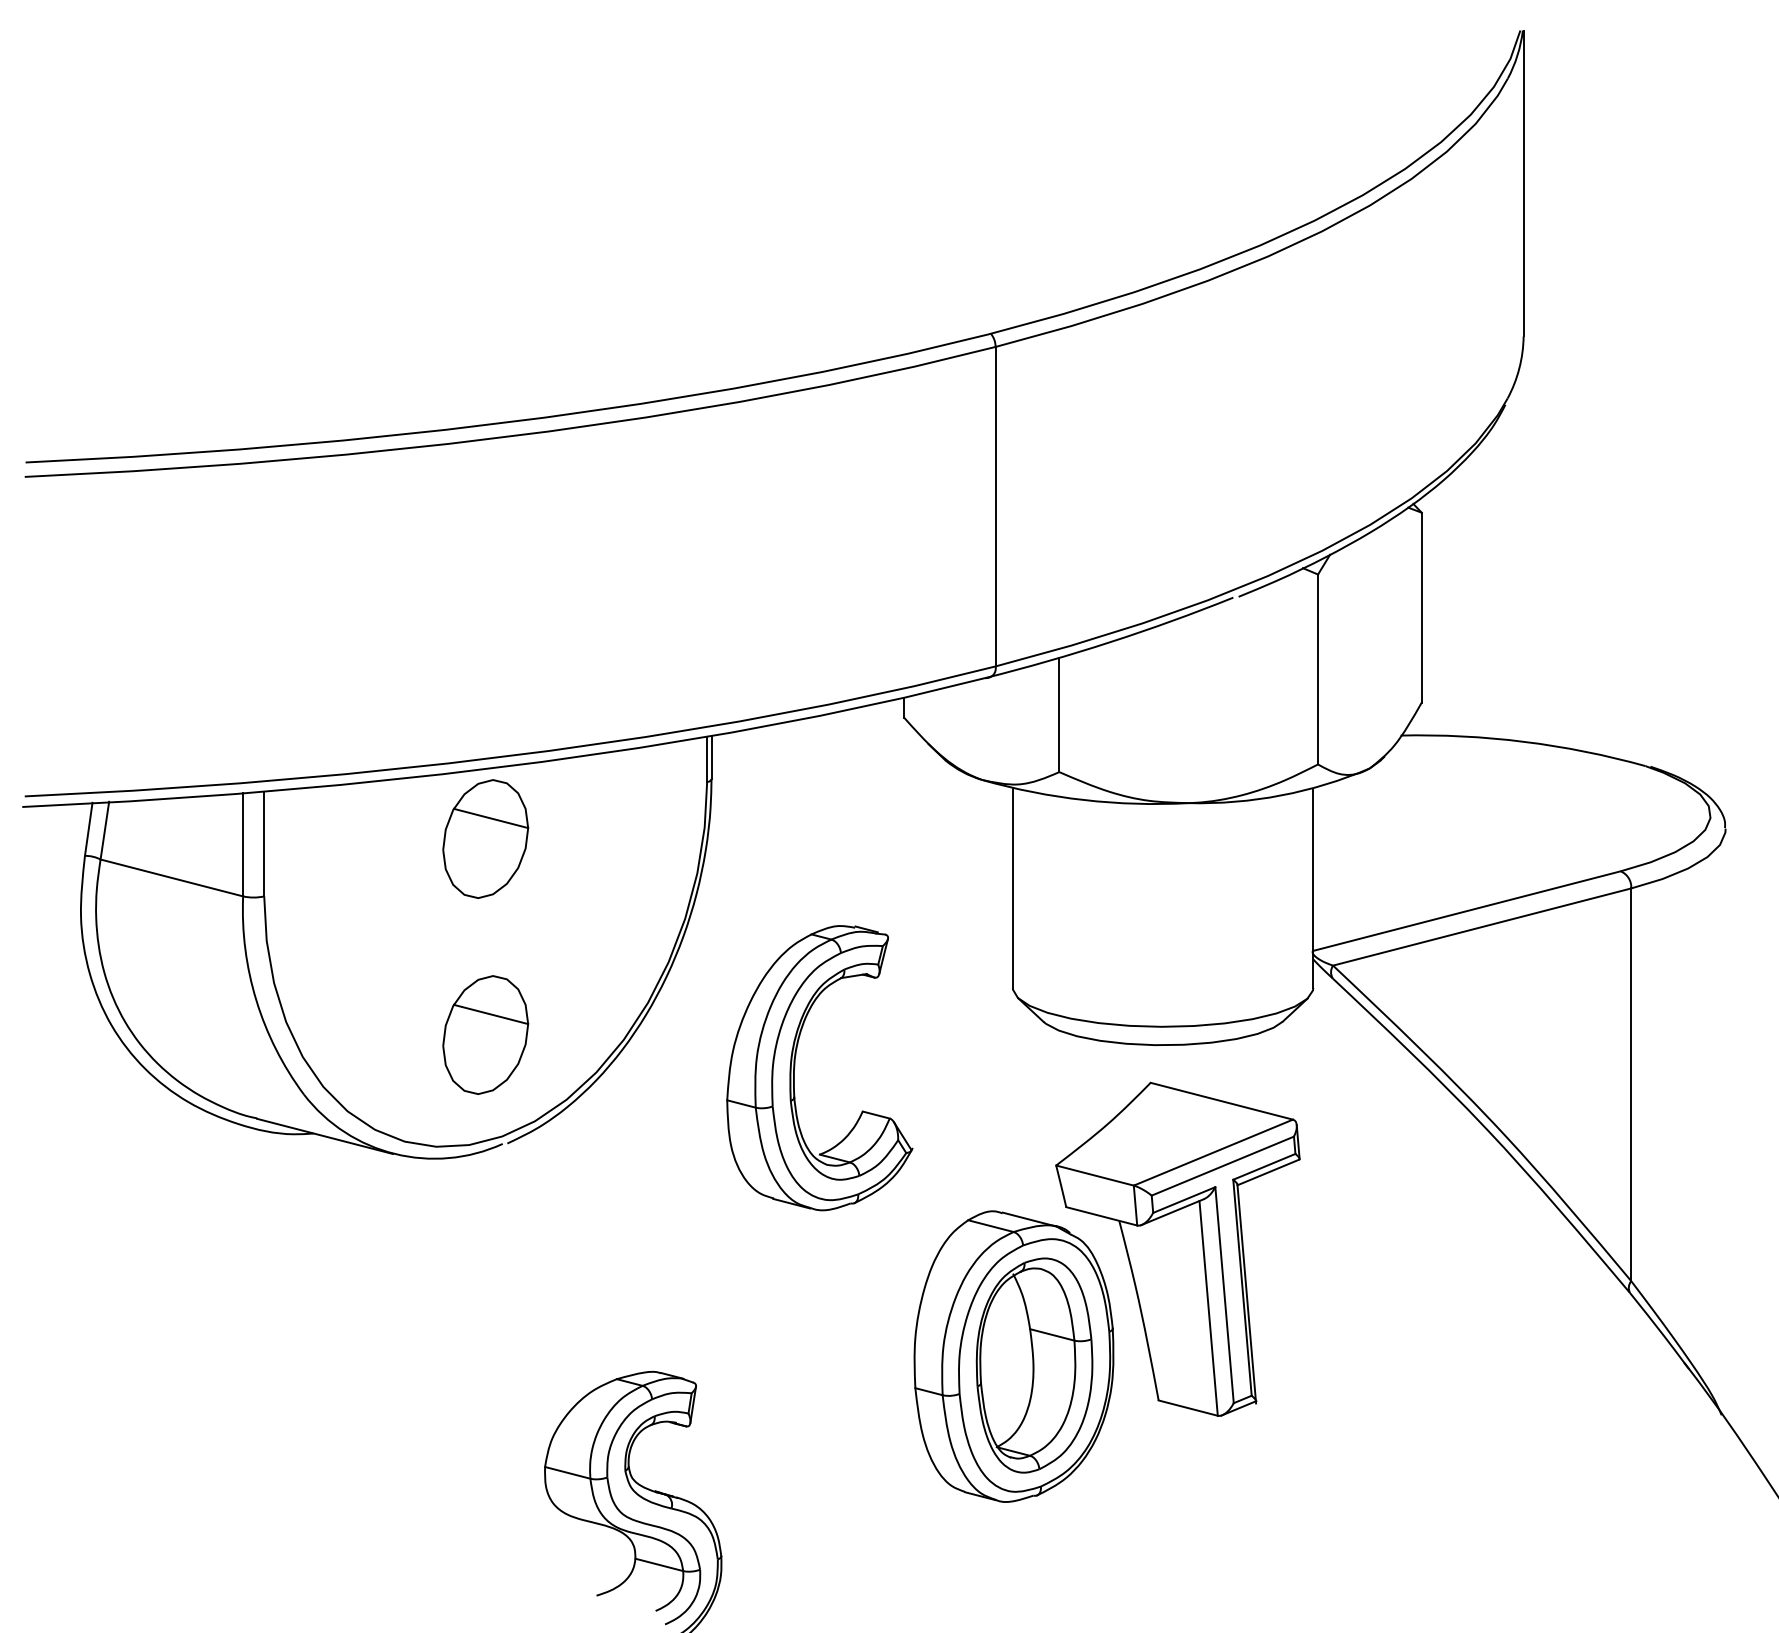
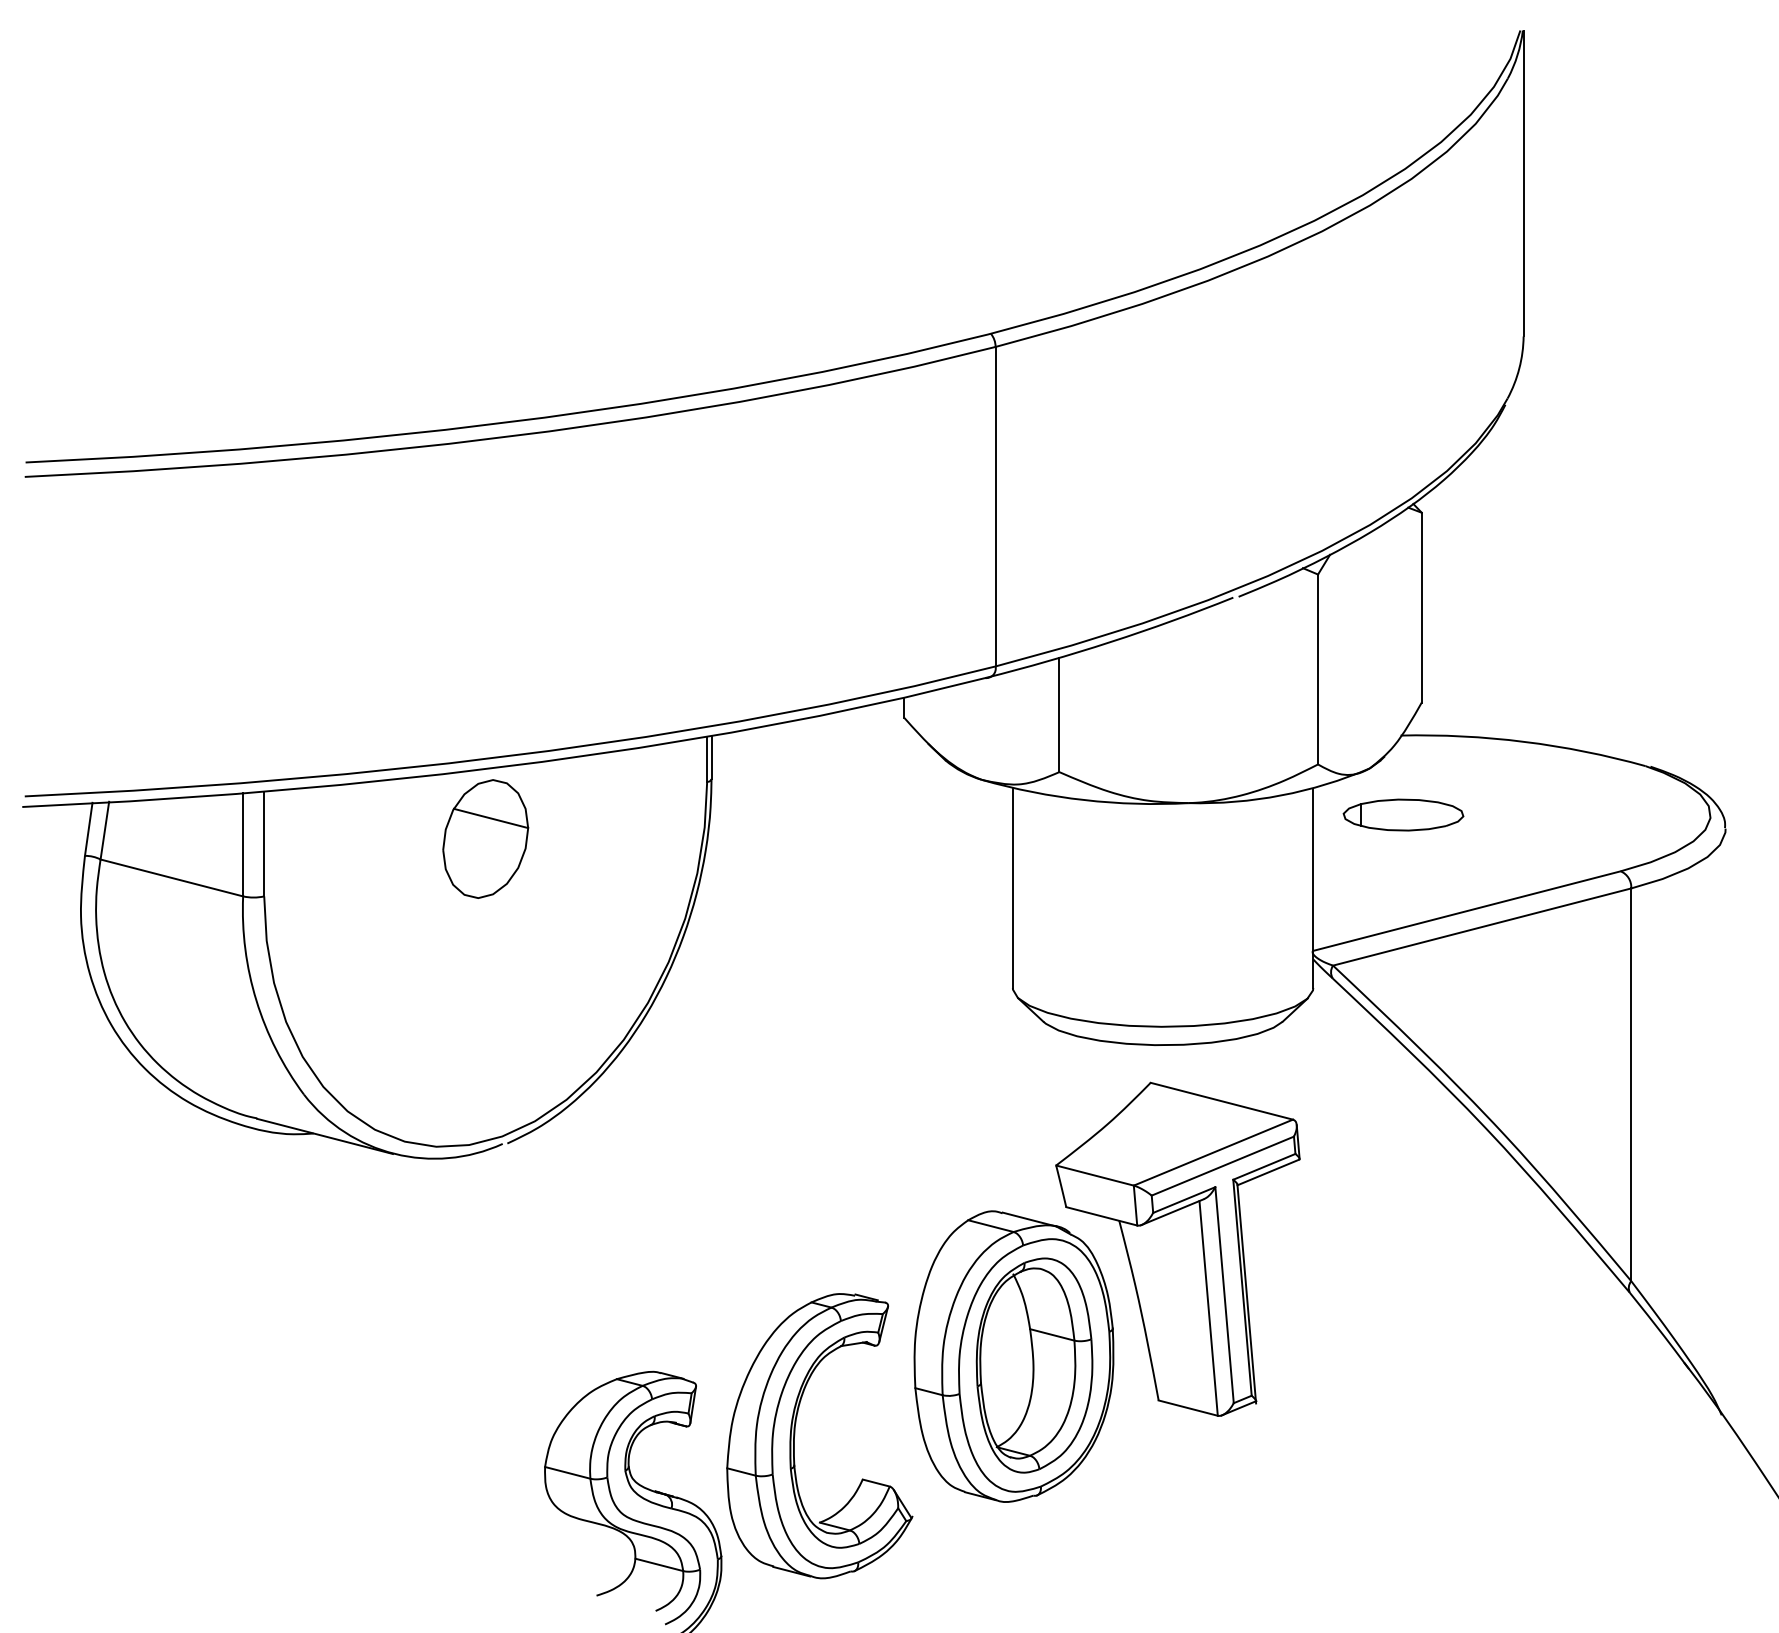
part: none -> present (1403, 814)
part: present -> none (485, 1034)
part position: (795, 1067) -> (795, 1435) (795, 1435)
